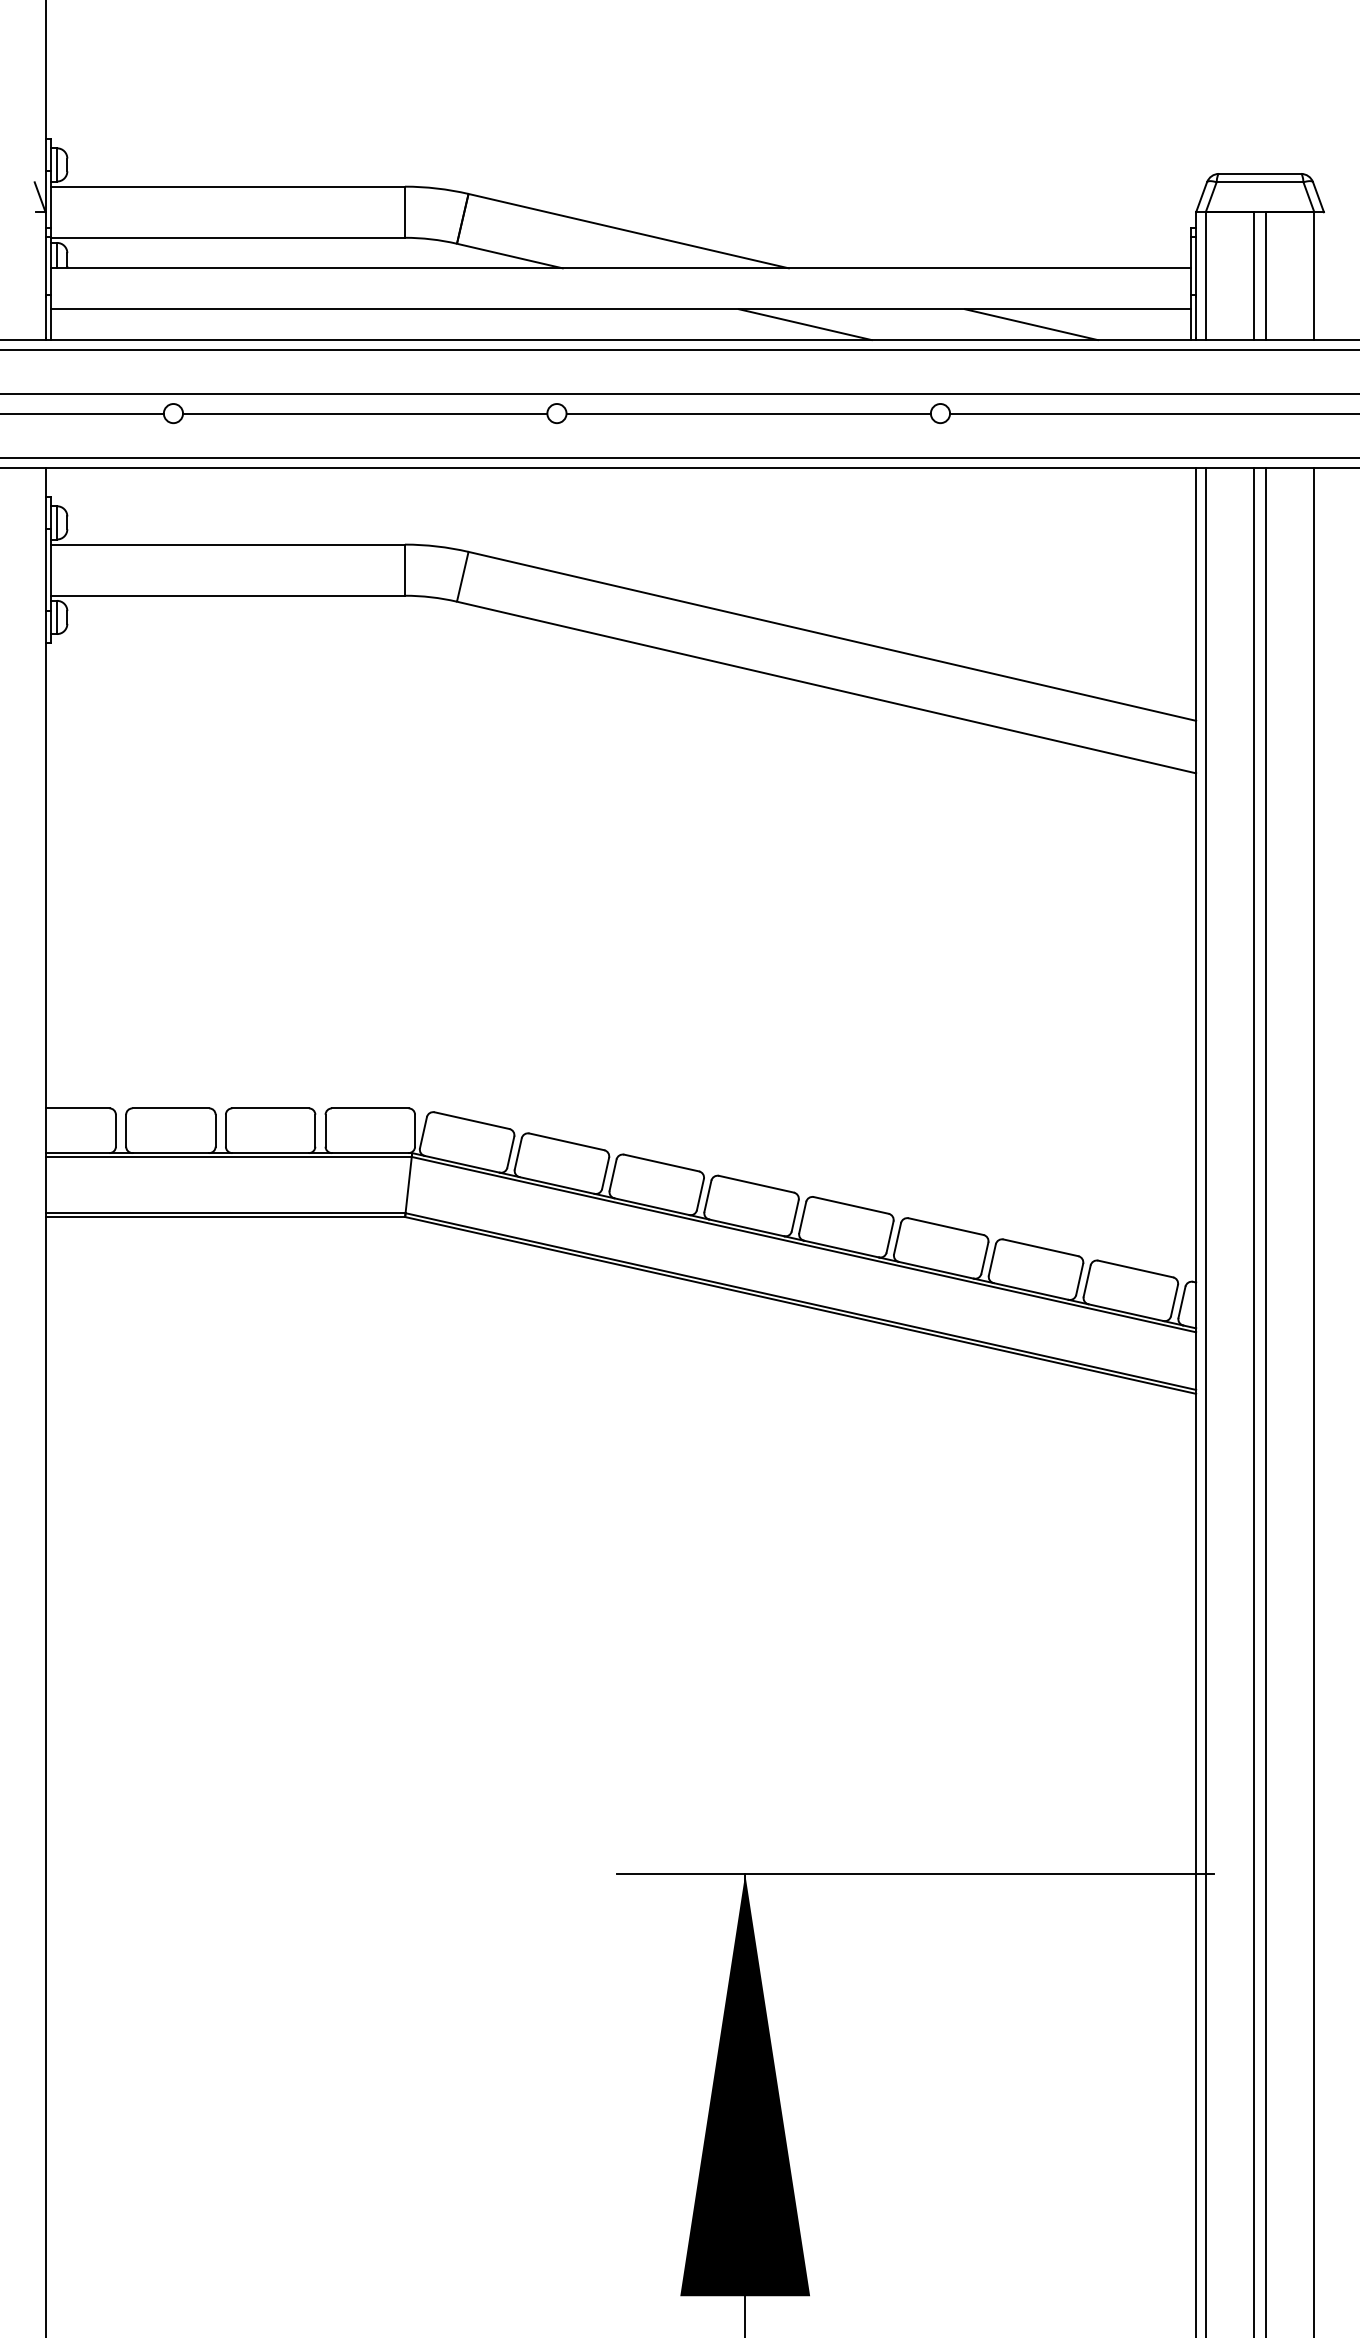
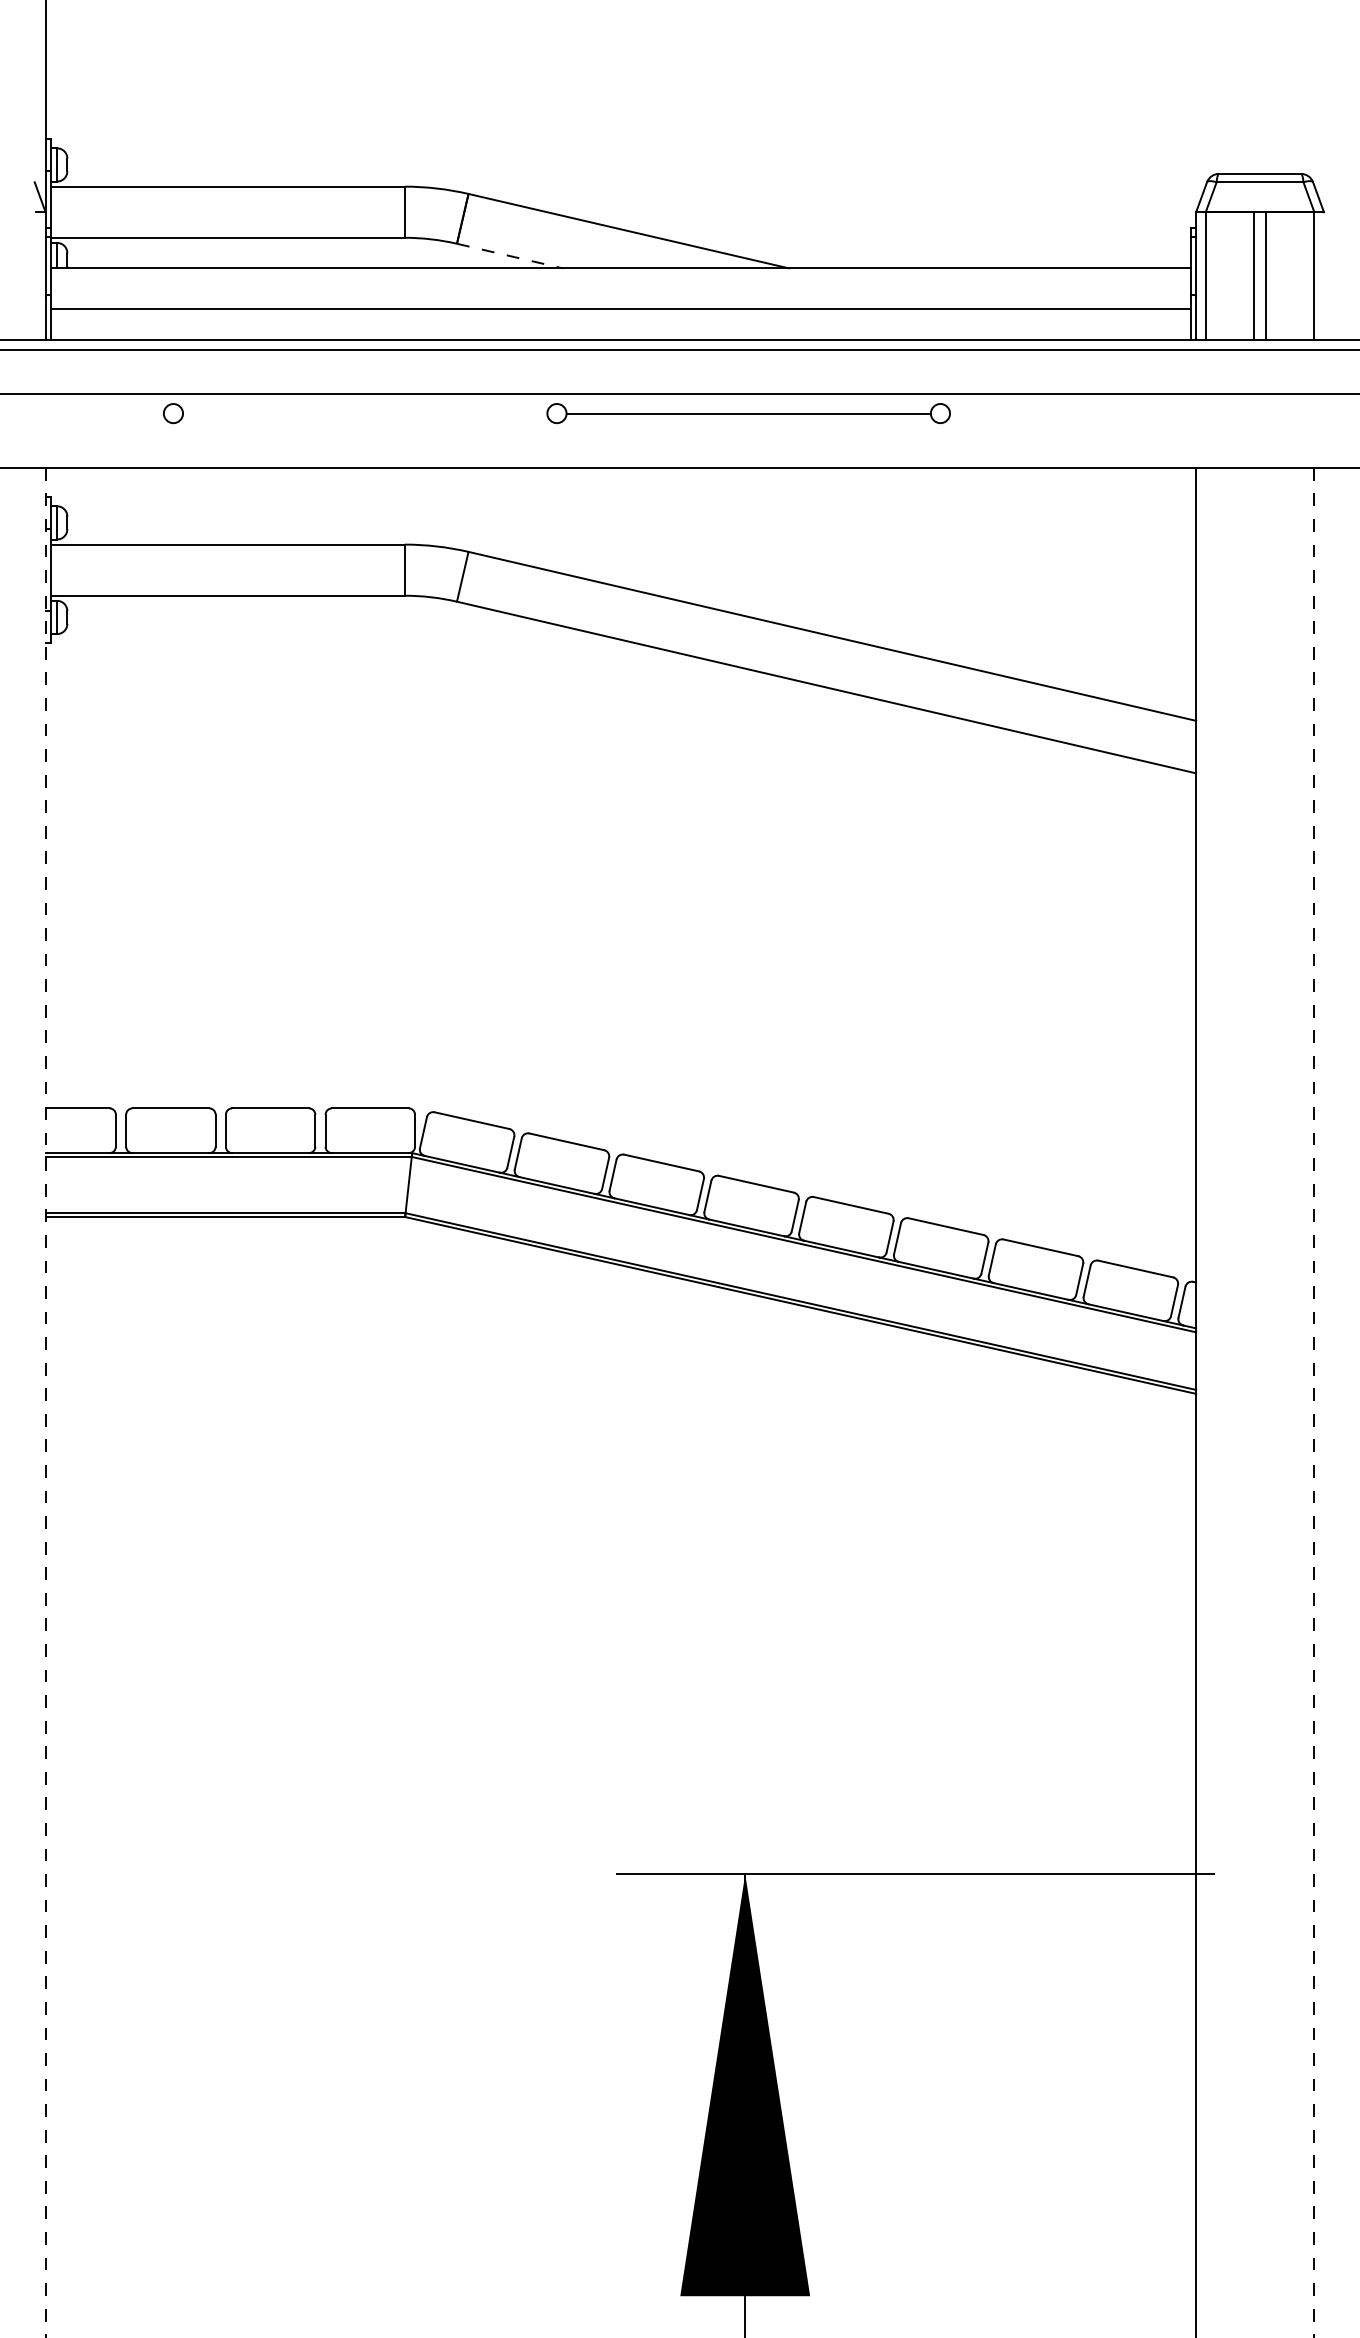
line: solid -> dashed (510, 256)
line: present -> none (804, 324)
line: present -> none (1030, 324)
line: present -> none (82, 414)
line: present -> none (365, 414)
line: present -> none (1153, 414)
line: present -> none (679, 457)
line: present -> none (1206, 1400)
line: present -> none (1253, 1400)
line: present -> none (1266, 1400)
line: solid -> dashed (45, 1402)
line: solid -> dashed (1313, 1402)
